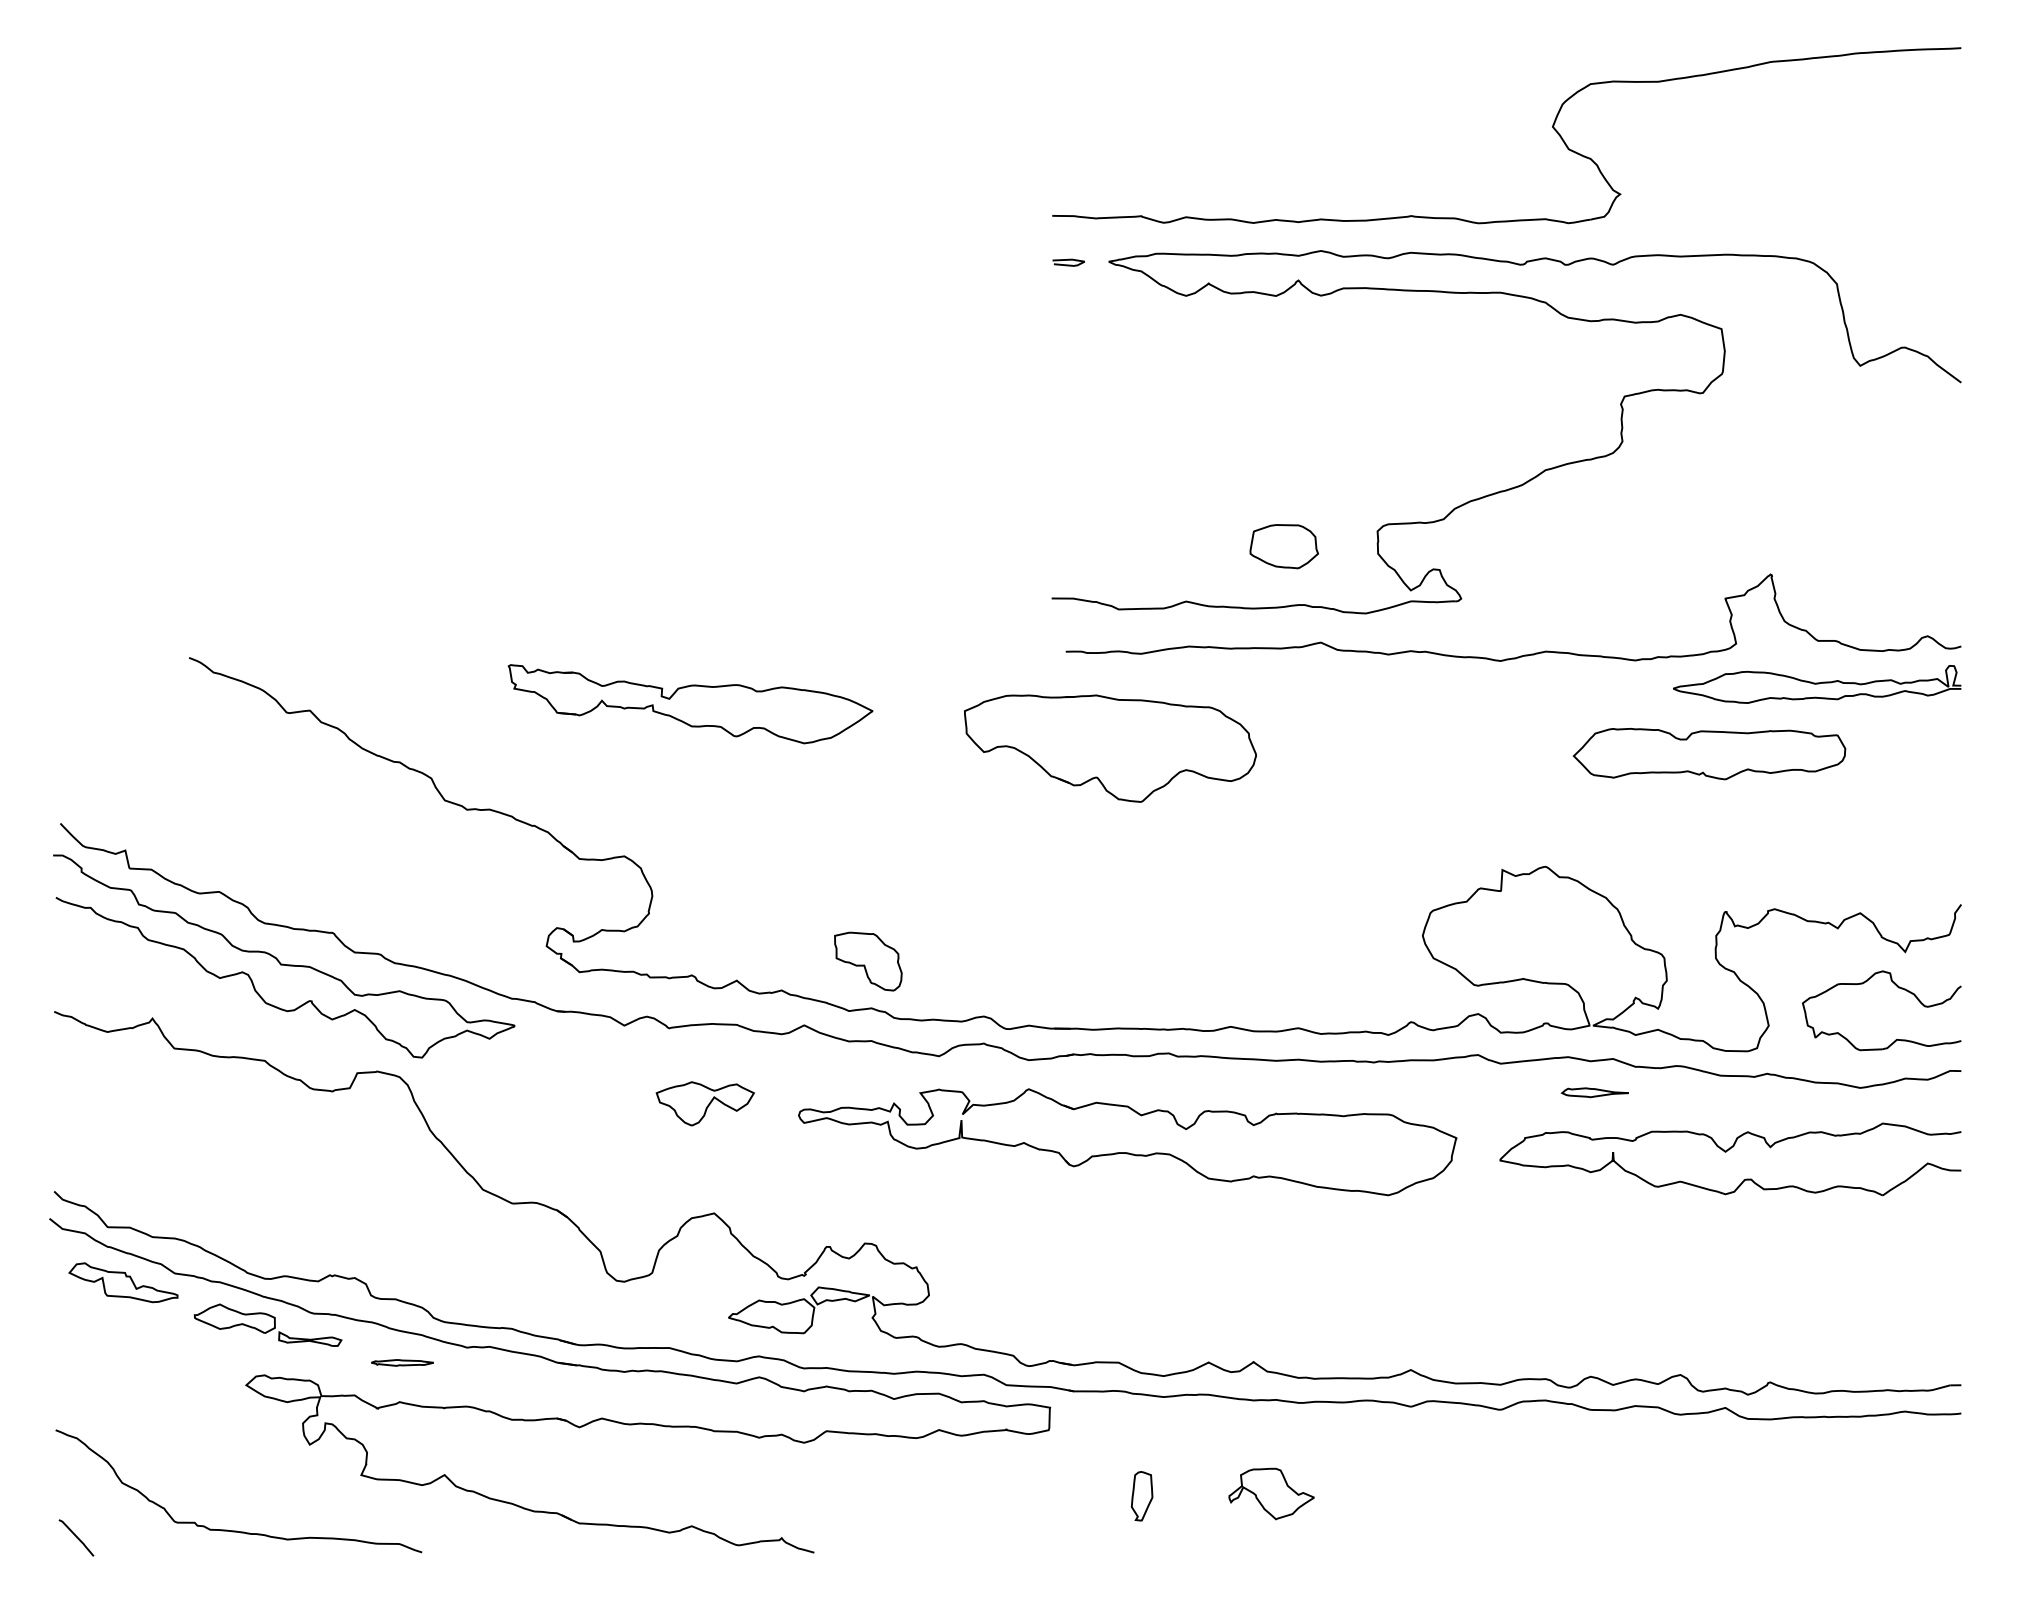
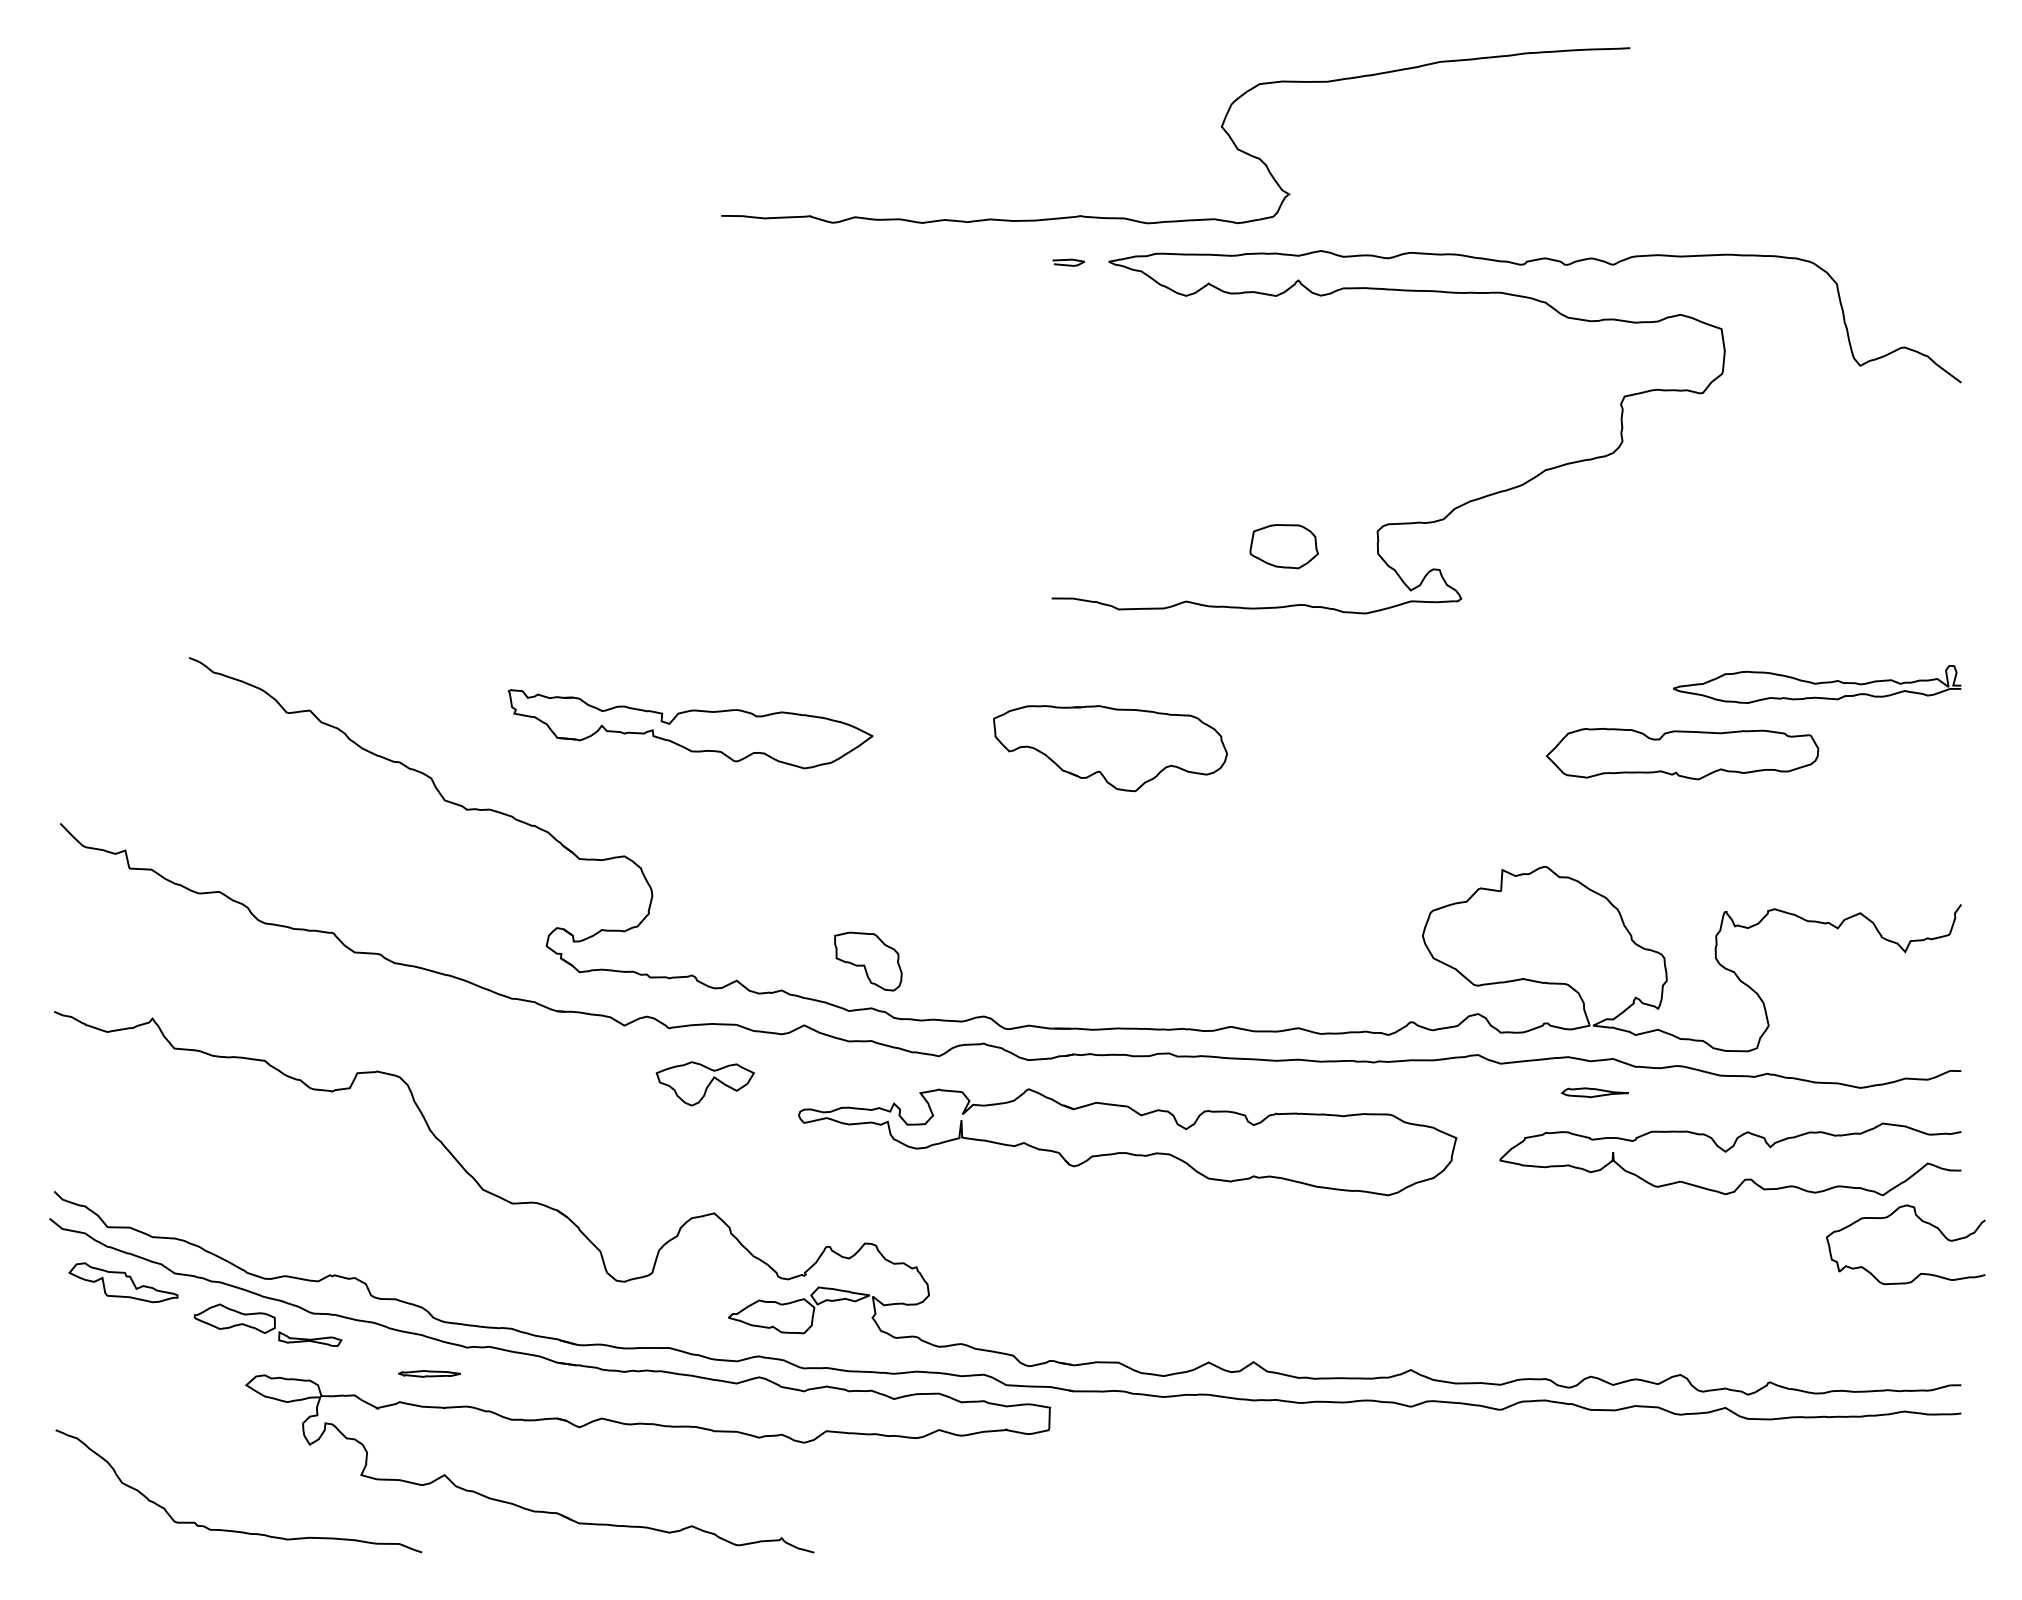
part position: (1552, 127) -> (1221, 127) (1221, 127)
curve: present -> none (1524, 654)
part position: (690, 704) -> (690, 729) (690, 729)
part size: 293x109 px -> 235x88 px (1110, 748)
part position: (1709, 754) -> (1682, 754) (1682, 754)
curve: present -> none (279, 960)
part position: (1898, 988) -> (1922, 1222) (1922, 1222)
part position: (704, 1103) -> (704, 1083) (704, 1083)
part position: (402, 1362) -> (429, 1373) (429, 1373)
part: present -> none (1271, 1493)
part: present -> none (1142, 1496)
curve: present -> none (76, 1537)
